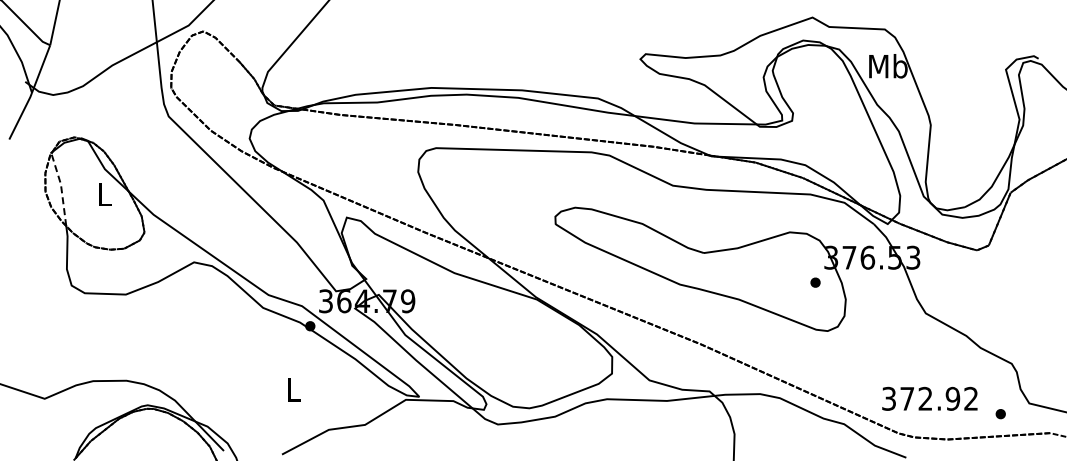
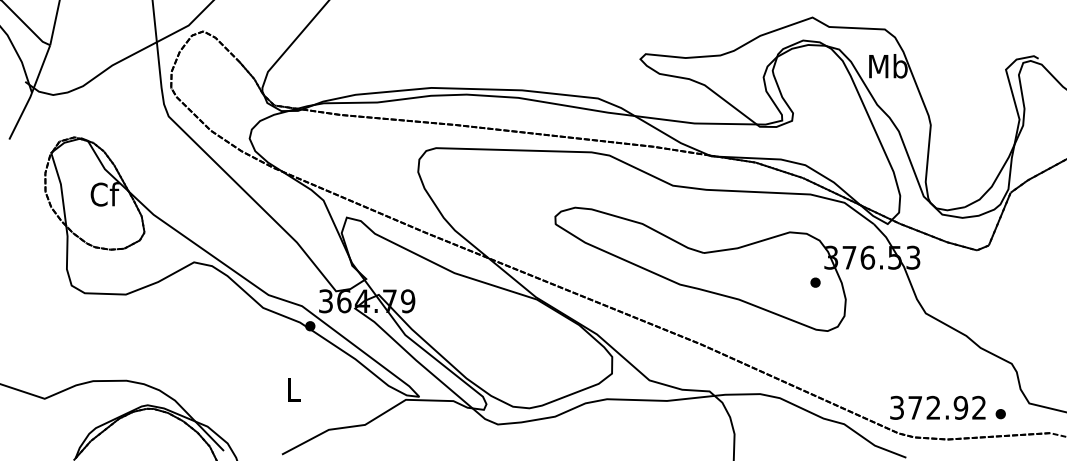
line: dashed -> solid (61, 188)
text: L -> Cf (104, 194)
text position: (929, 398) -> (937, 407) (937, 407)
